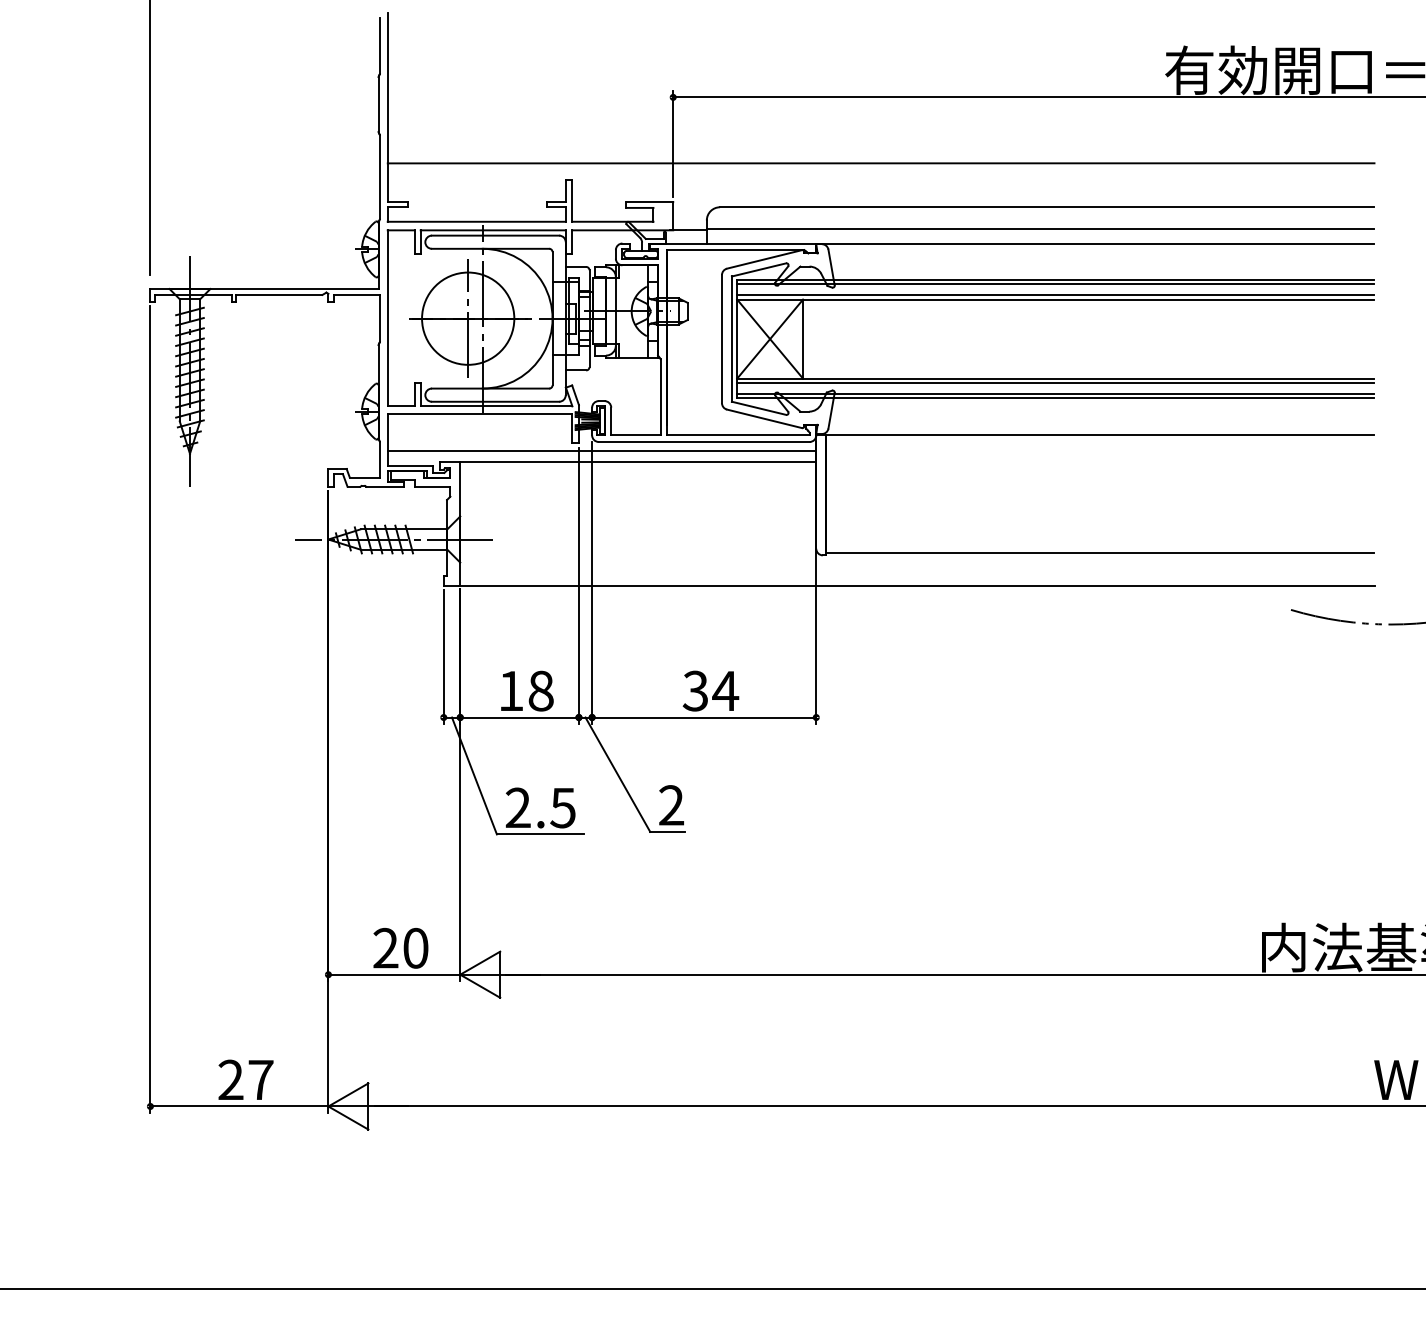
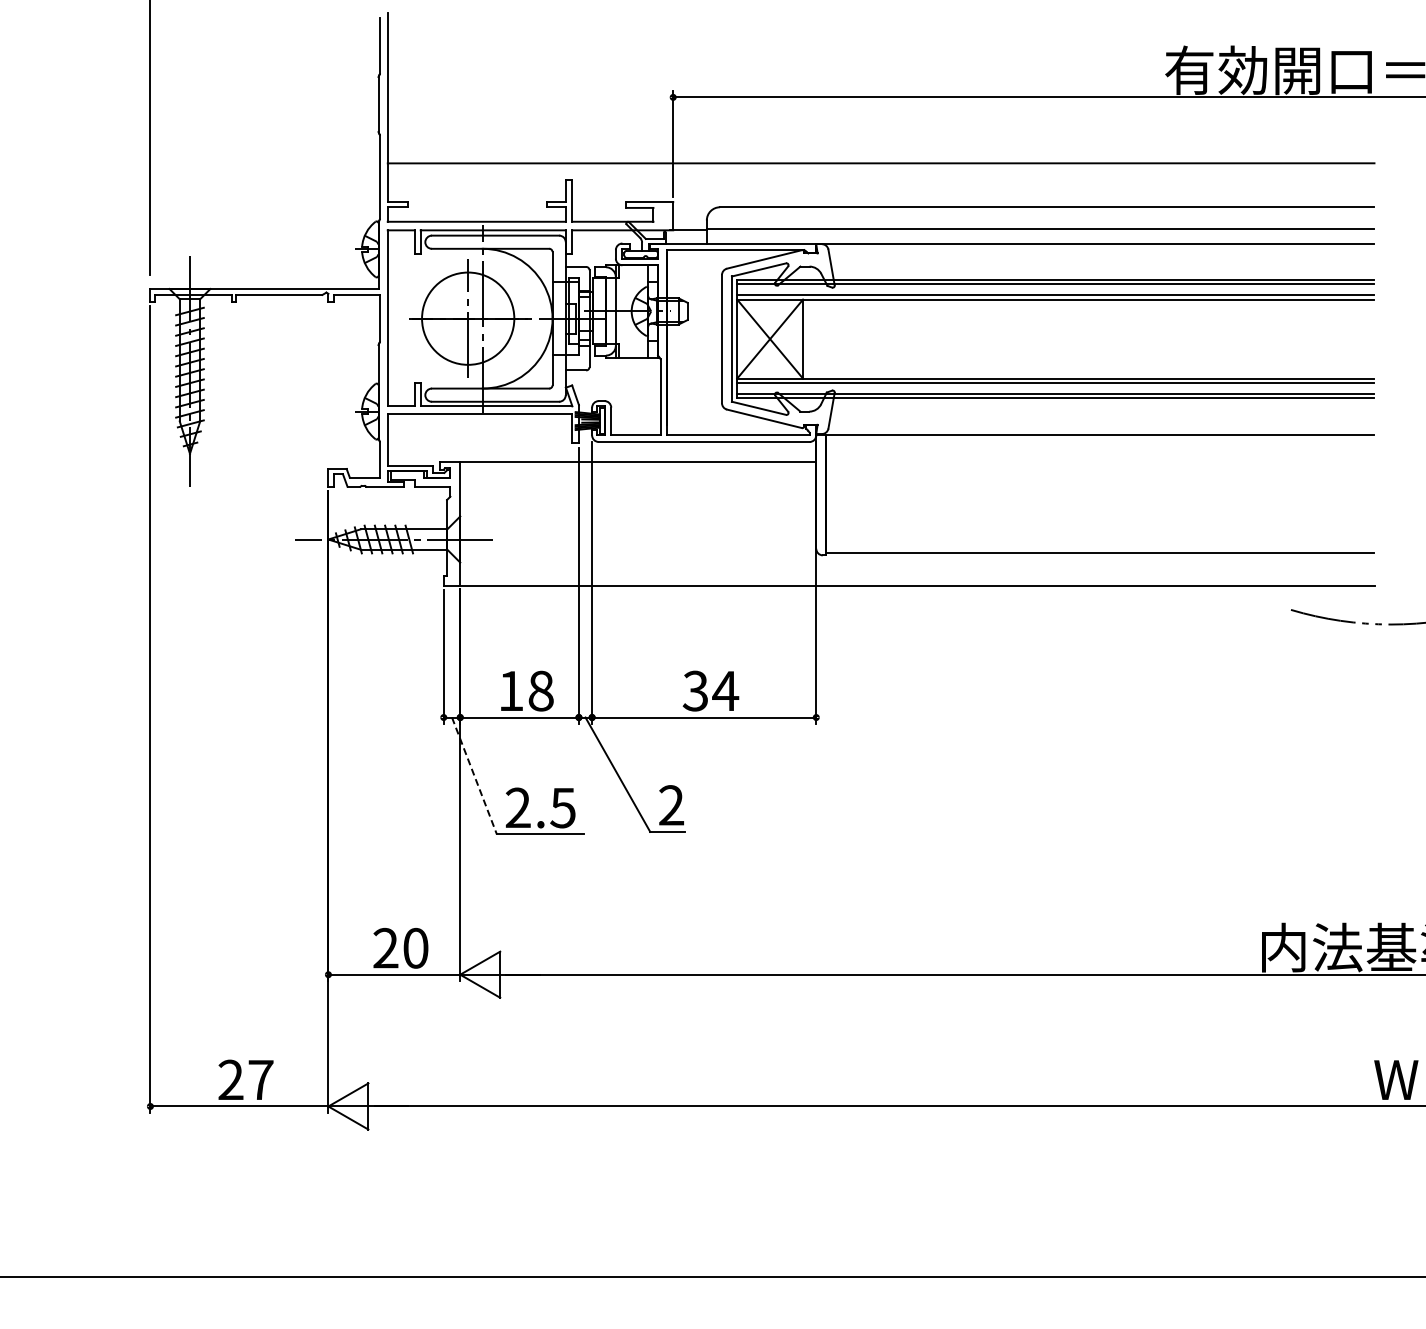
line: present -> none (601, 451)
line: solid -> dashed (474, 775)
line position: (712, 1288) -> (712, 1276) (712, 1276)
